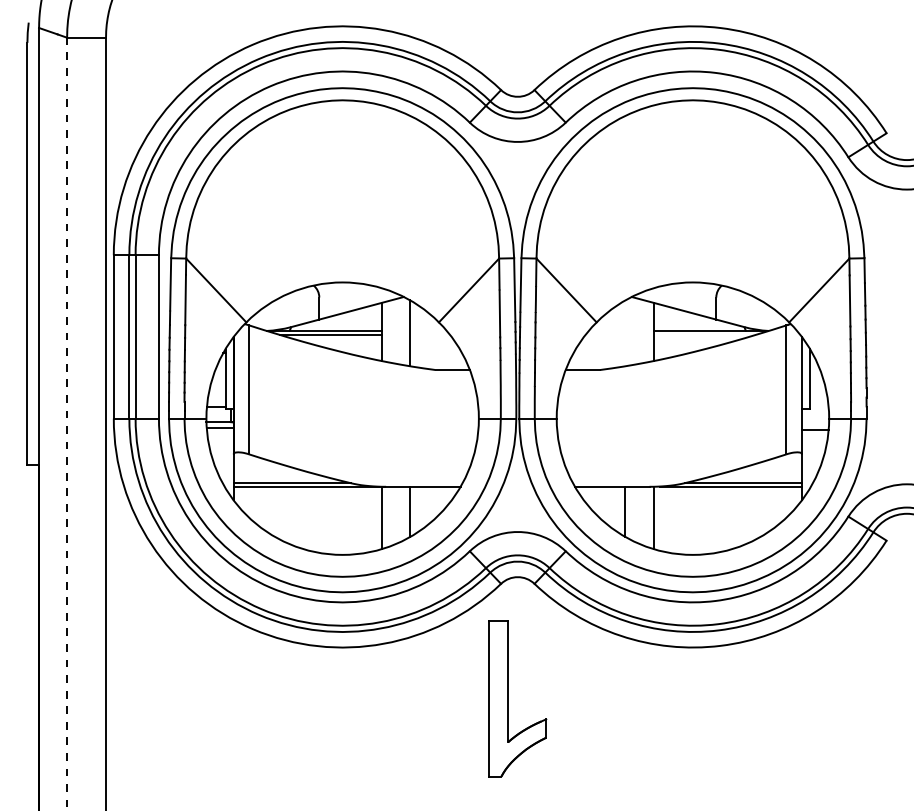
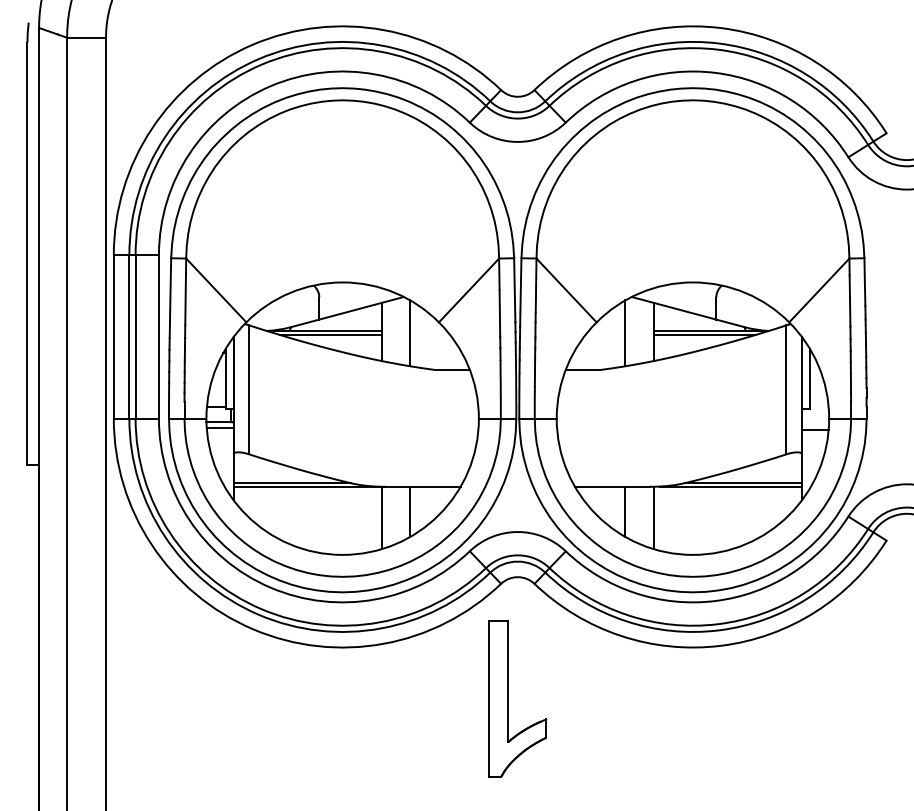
line: none -> present (625, 333)
line: none -> present (704, 335)
line: dashed -> solid (67, 423)
